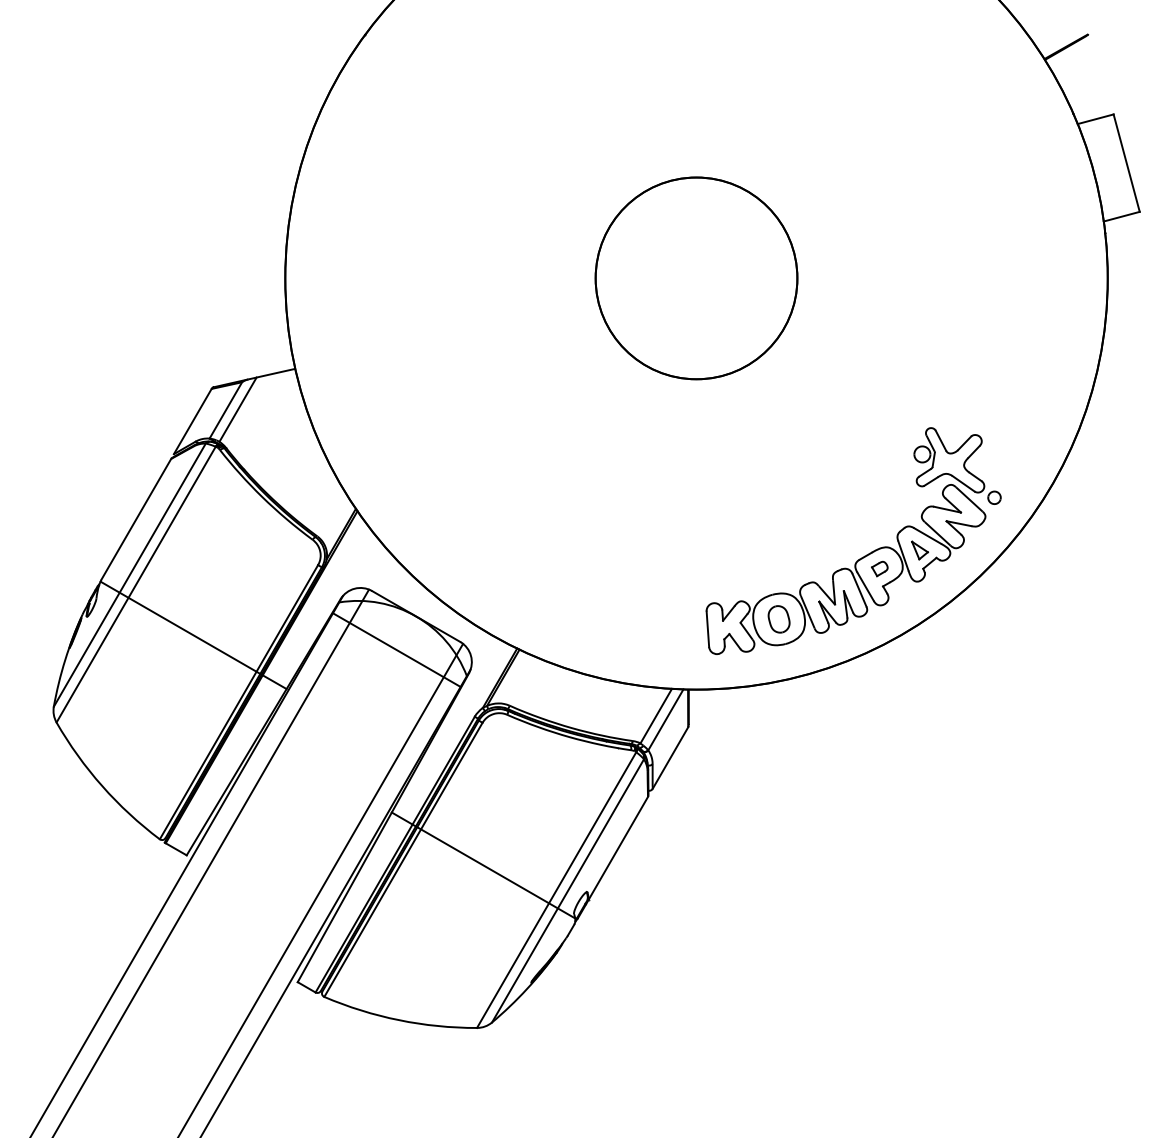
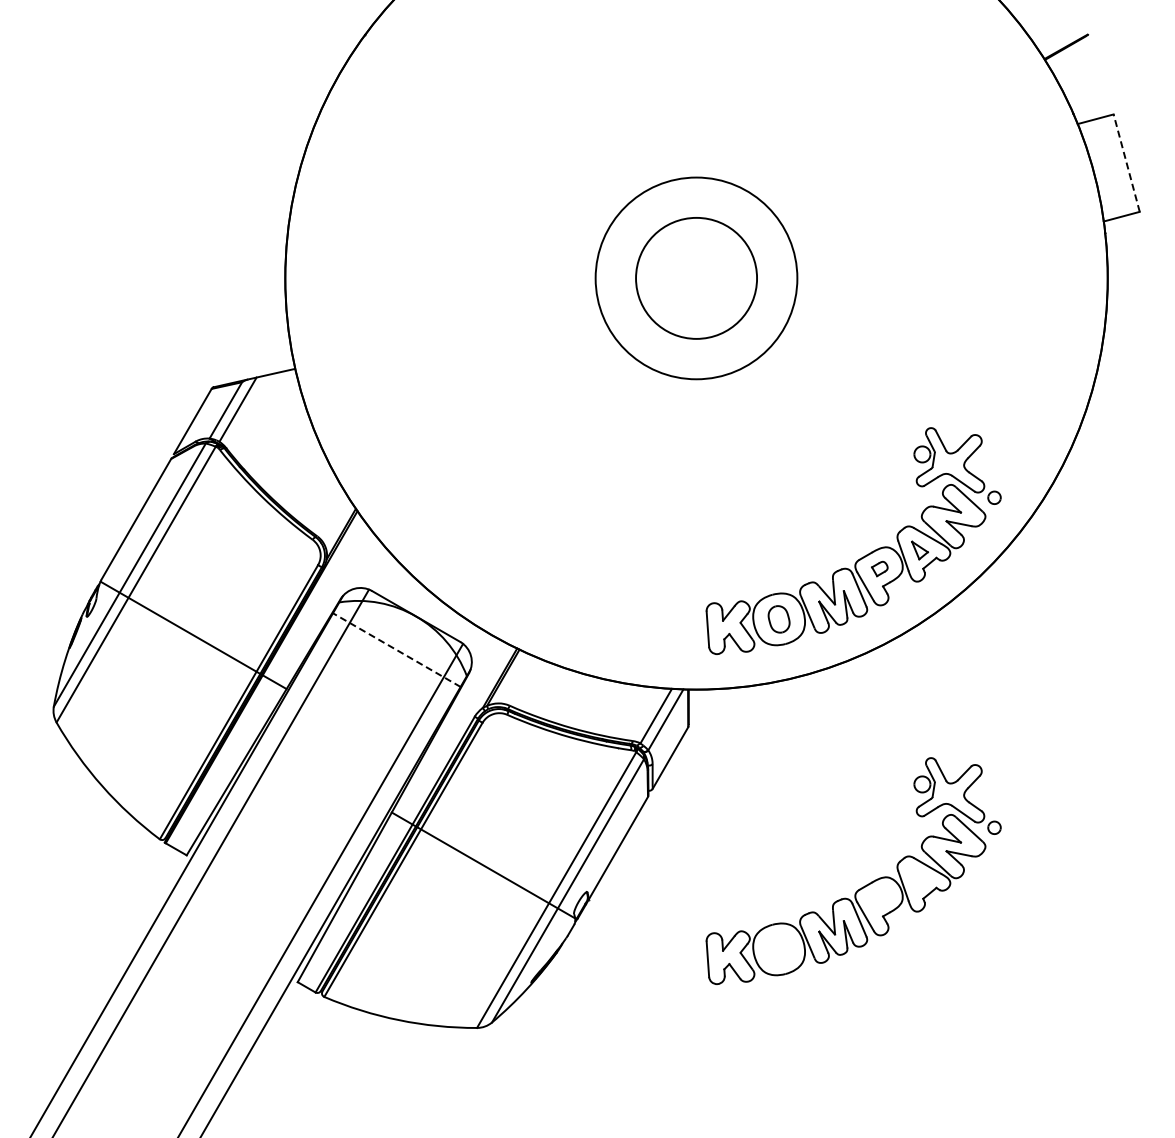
line: solid -> dashed (1126, 162)
circle diameter: 202 px -> 121 px (696, 277)
line: solid -> dashed (396, 650)
part: none -> present (864, 885)
